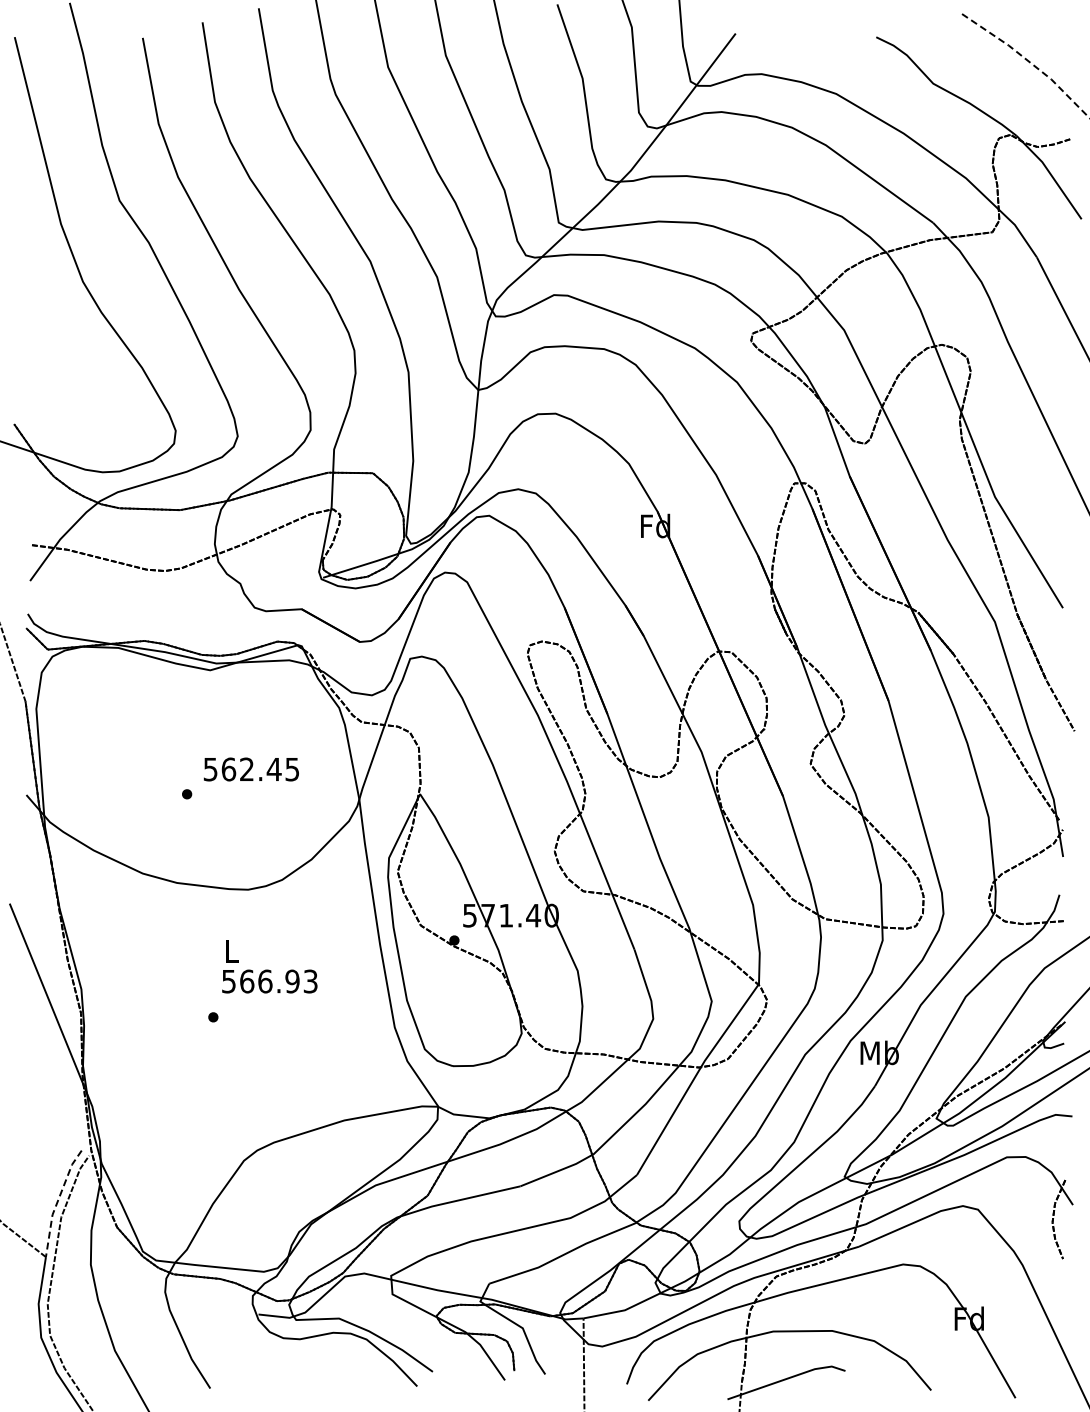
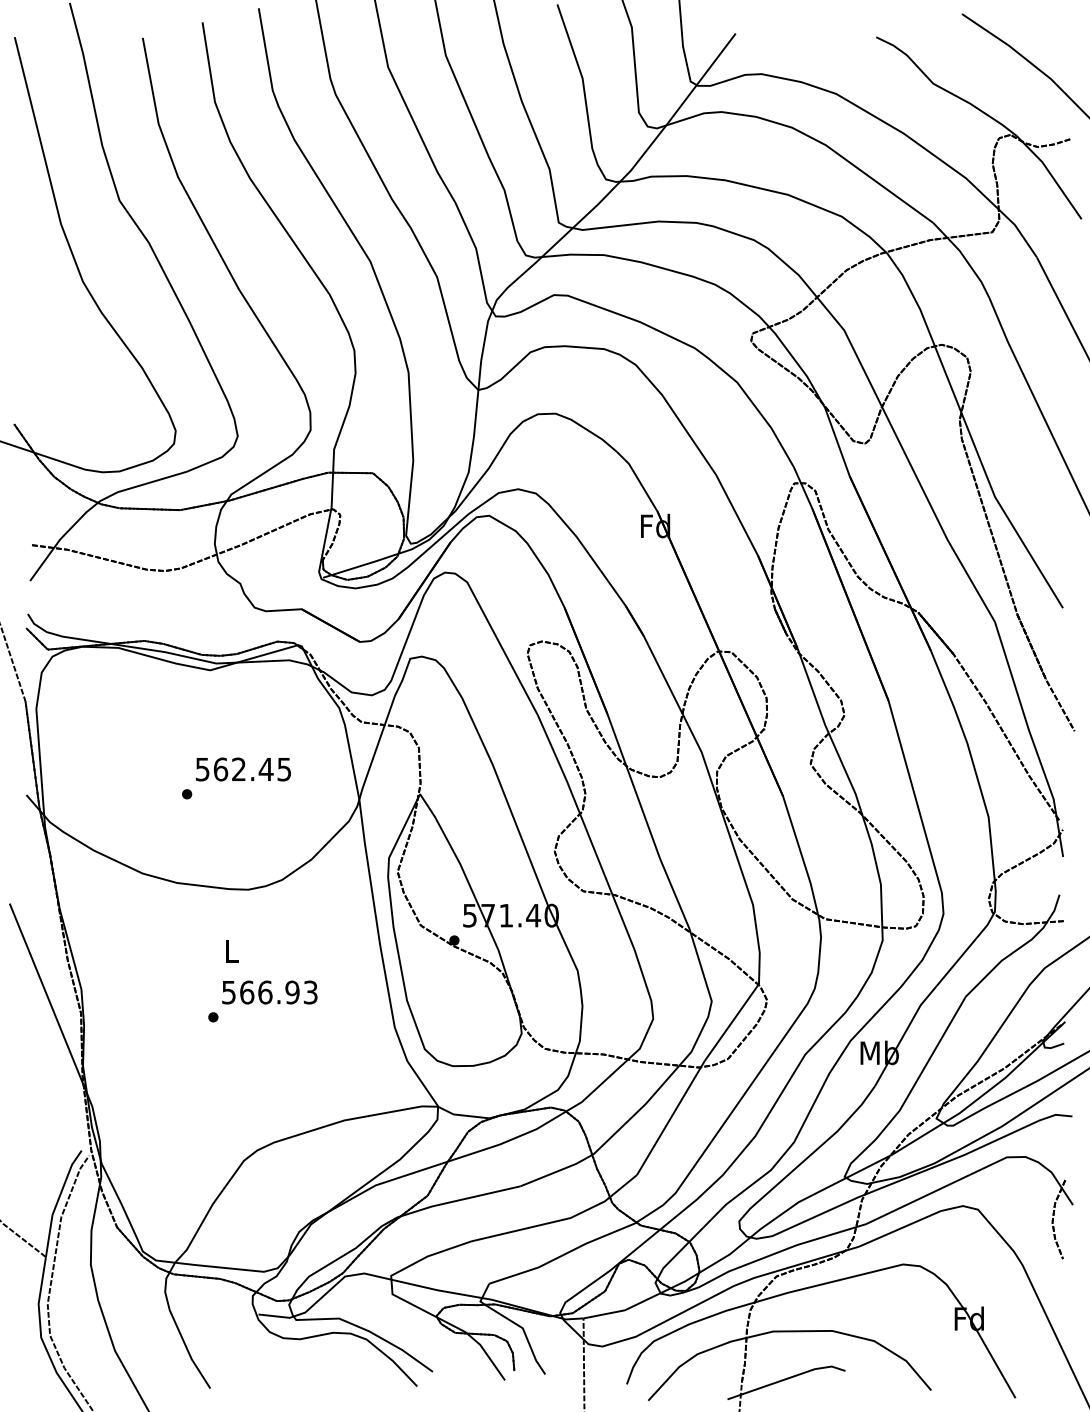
line: dashed -> solid (1029, 62)
text position: (250, 769) -> (242, 769) (242, 769)
text position: (269, 981) -> (269, 992) (269, 992)
line: dashed -> solid (57, 1201)
